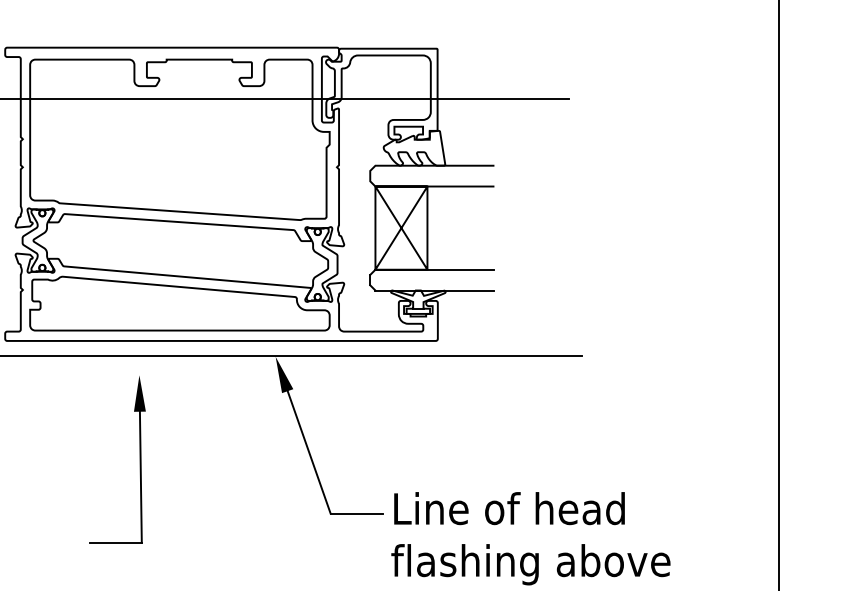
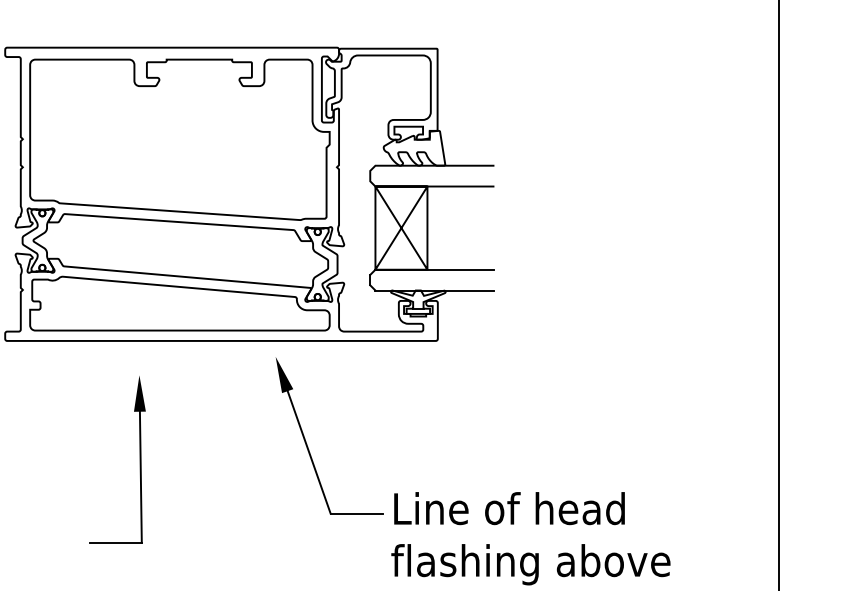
line: present -> none (285, 99)
line: present -> none (292, 356)
